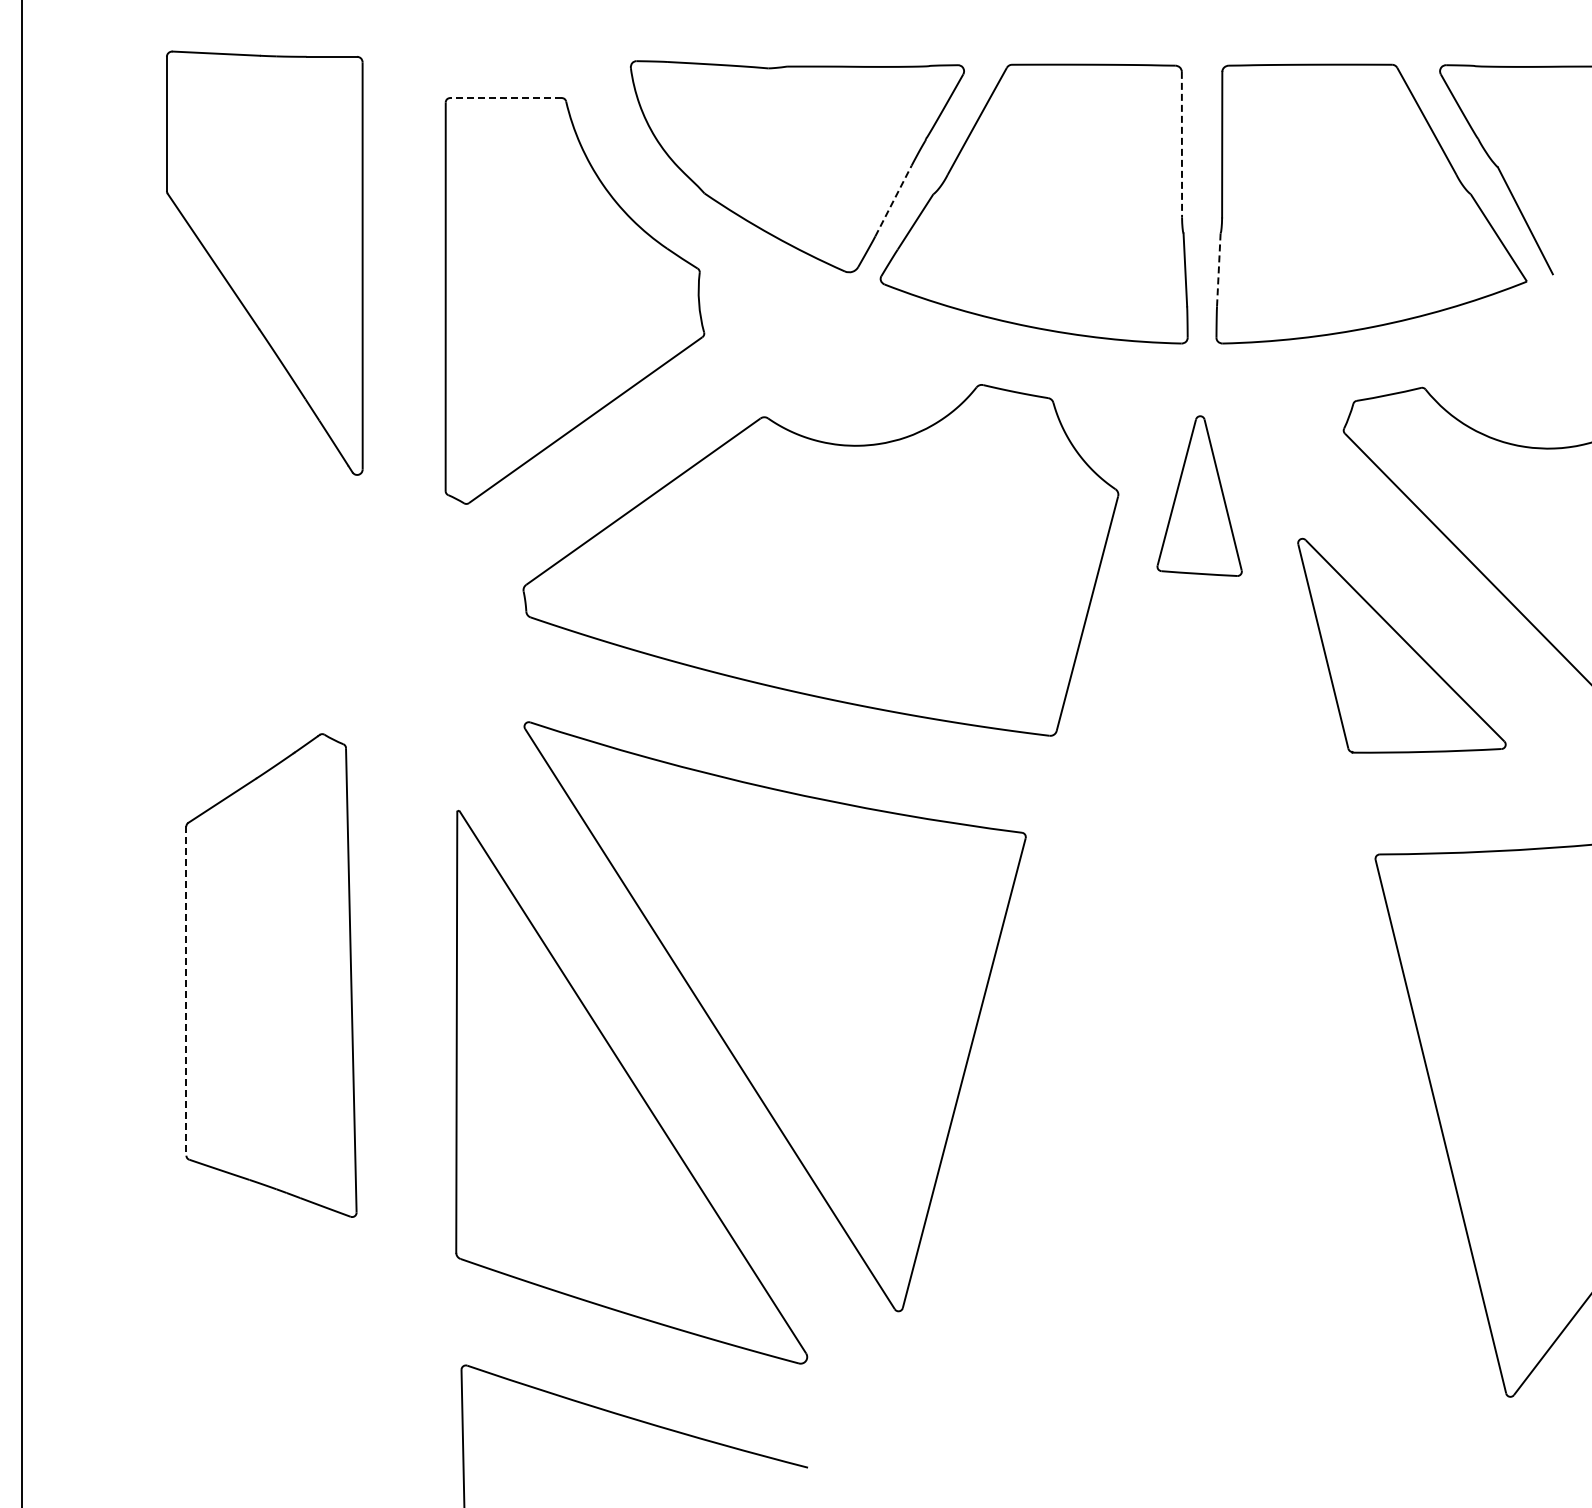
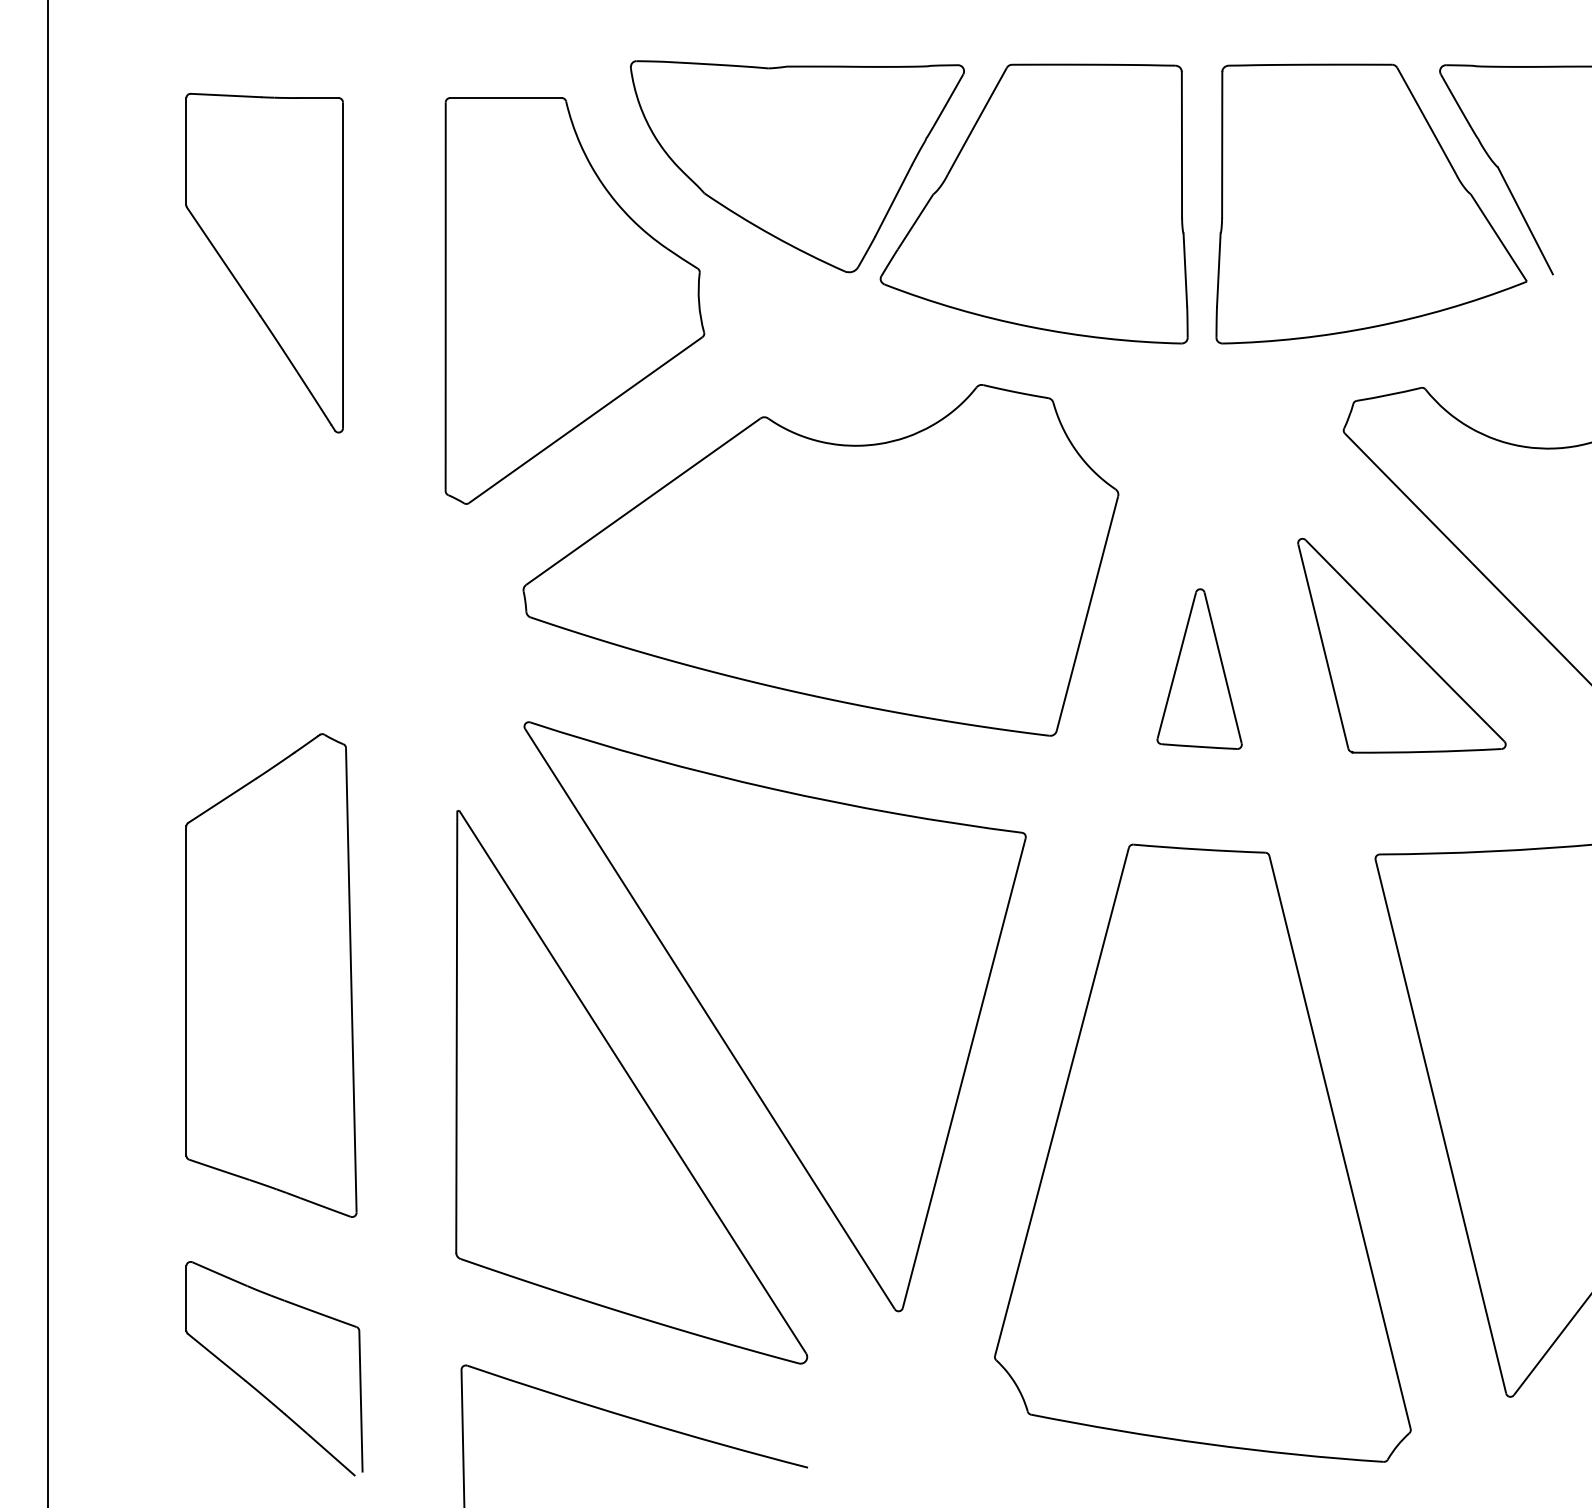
line: dashed -> solid (506, 98)
line: dashed -> solid (1181, 144)
line: dashed -> solid (893, 201)
part size: 198x426 px -> 159x342 px (264, 262)
line: dashed -> solid (1218, 269)
part position: (1199, 495) -> (1199, 668) (1199, 668)
line position: (21, 753) -> (47, 753) (47, 753)
line: dashed -> solid (186, 991)
part: none -> present (1202, 1152)
part: none -> present (255, 1387)
